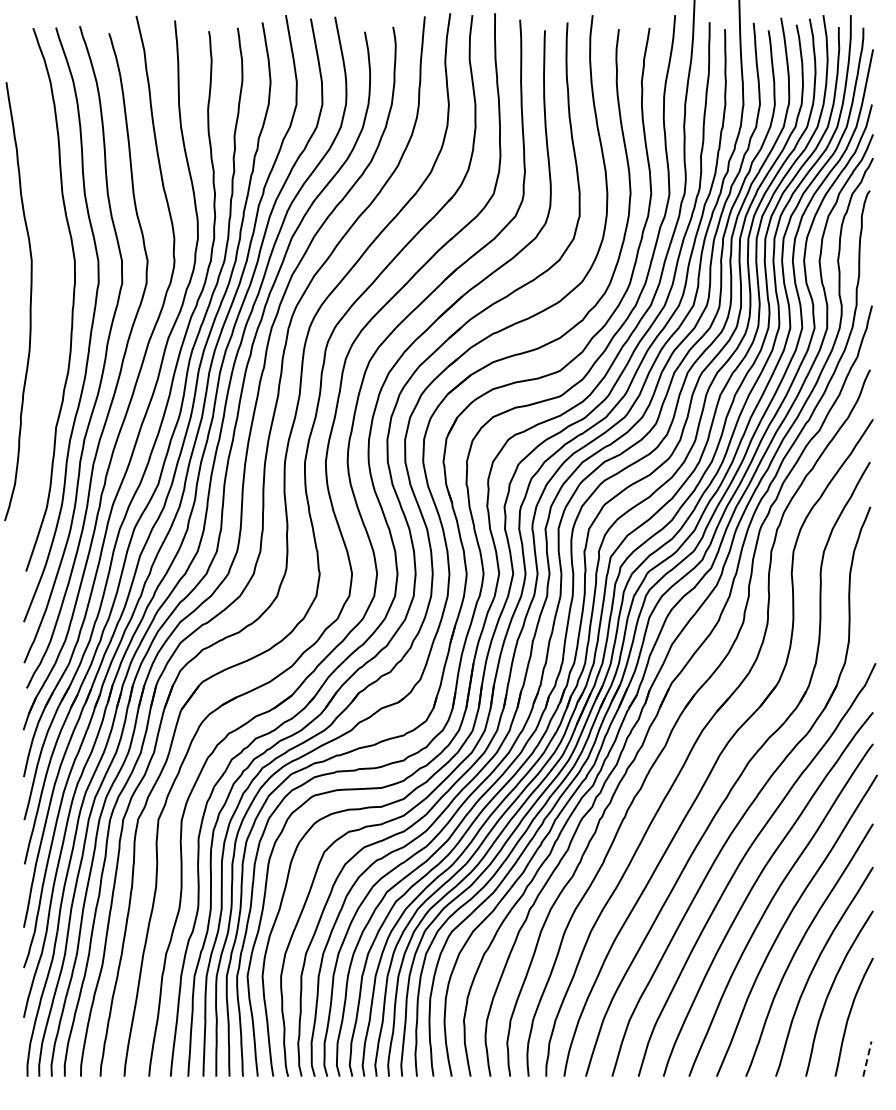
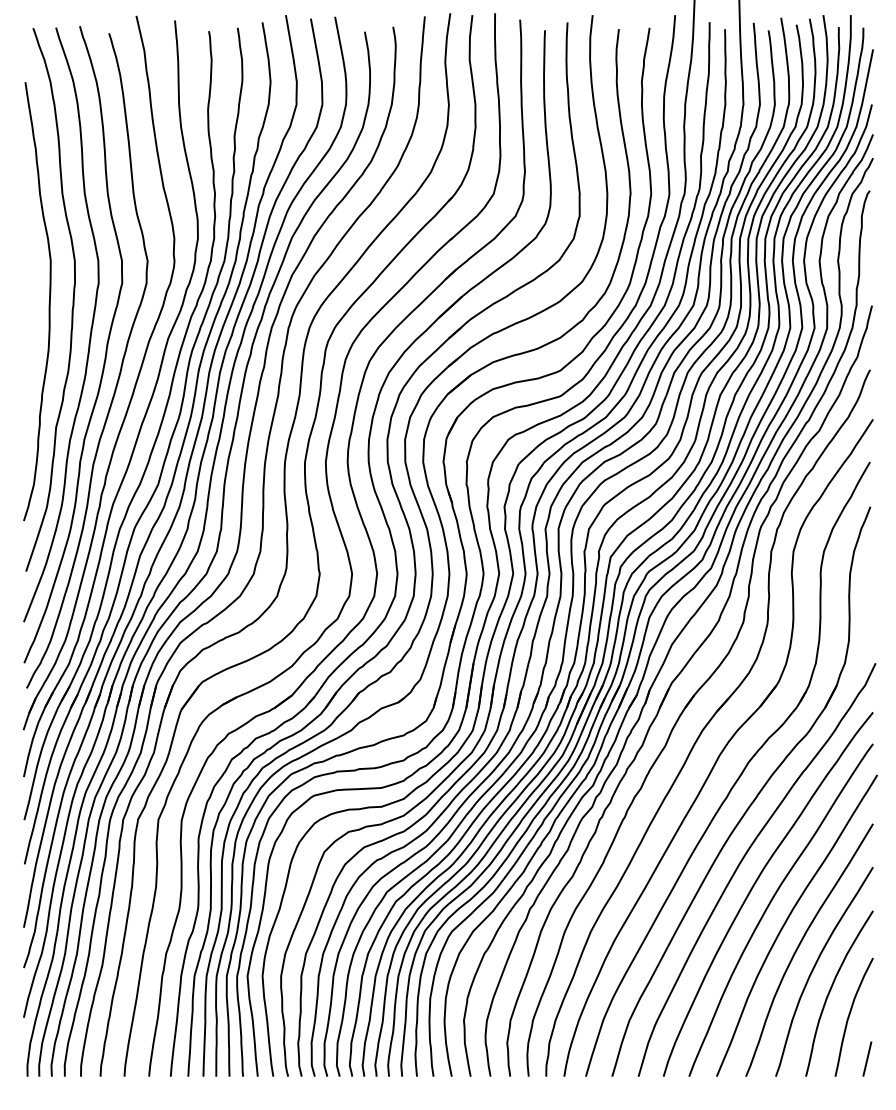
curve position: (29, 303) -> (48, 303) (48, 303)
line: dashed -> solid (867, 1058)
